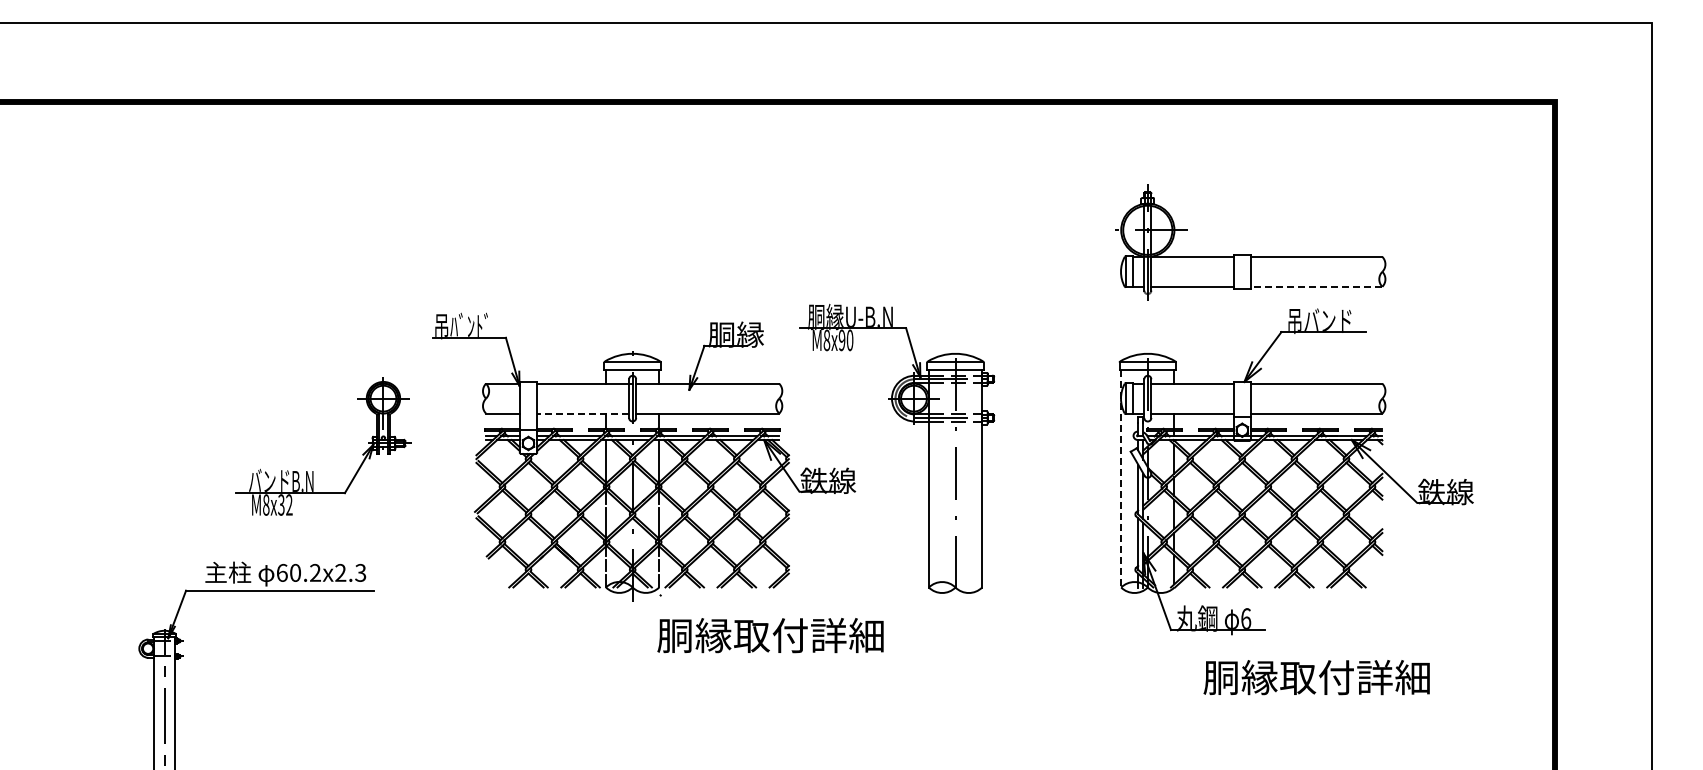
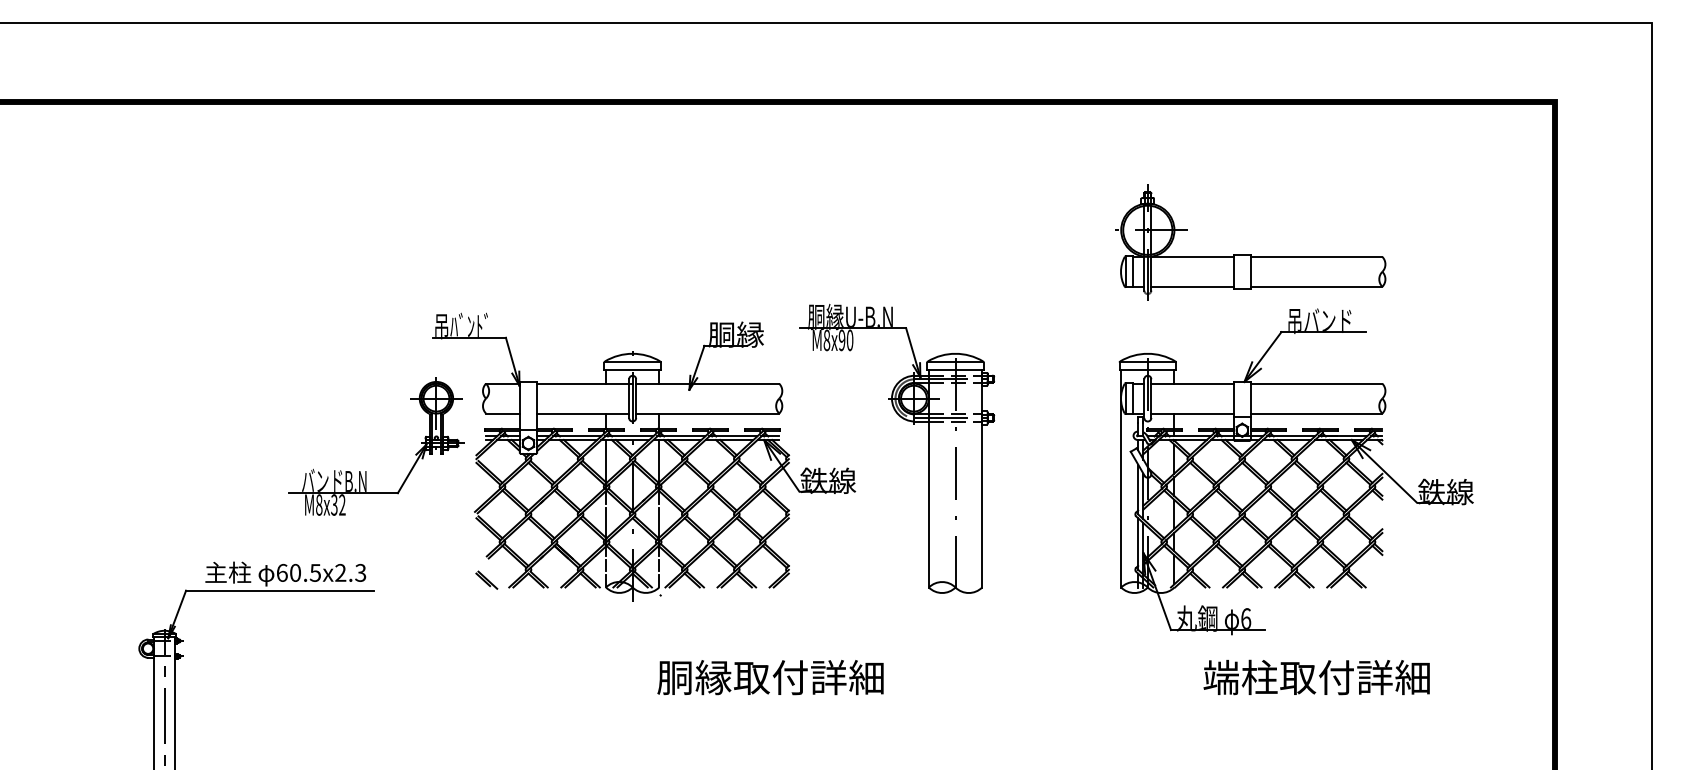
line: dashed -> solid (1316, 286)
line: dashed -> solid (583, 413)
part position: (313, 471) -> (366, 471) (366, 471)
line: dashed -> solid (1121, 478)
text: 60.2x2.3 -> 60.5x2.3 (314, 572)
part: none -> present (486, 579)
text position: (770, 635) -> (770, 677) (770, 677)
text: 胴縁取付詳細 -> 端柱取付詳細 (1240, 677)
